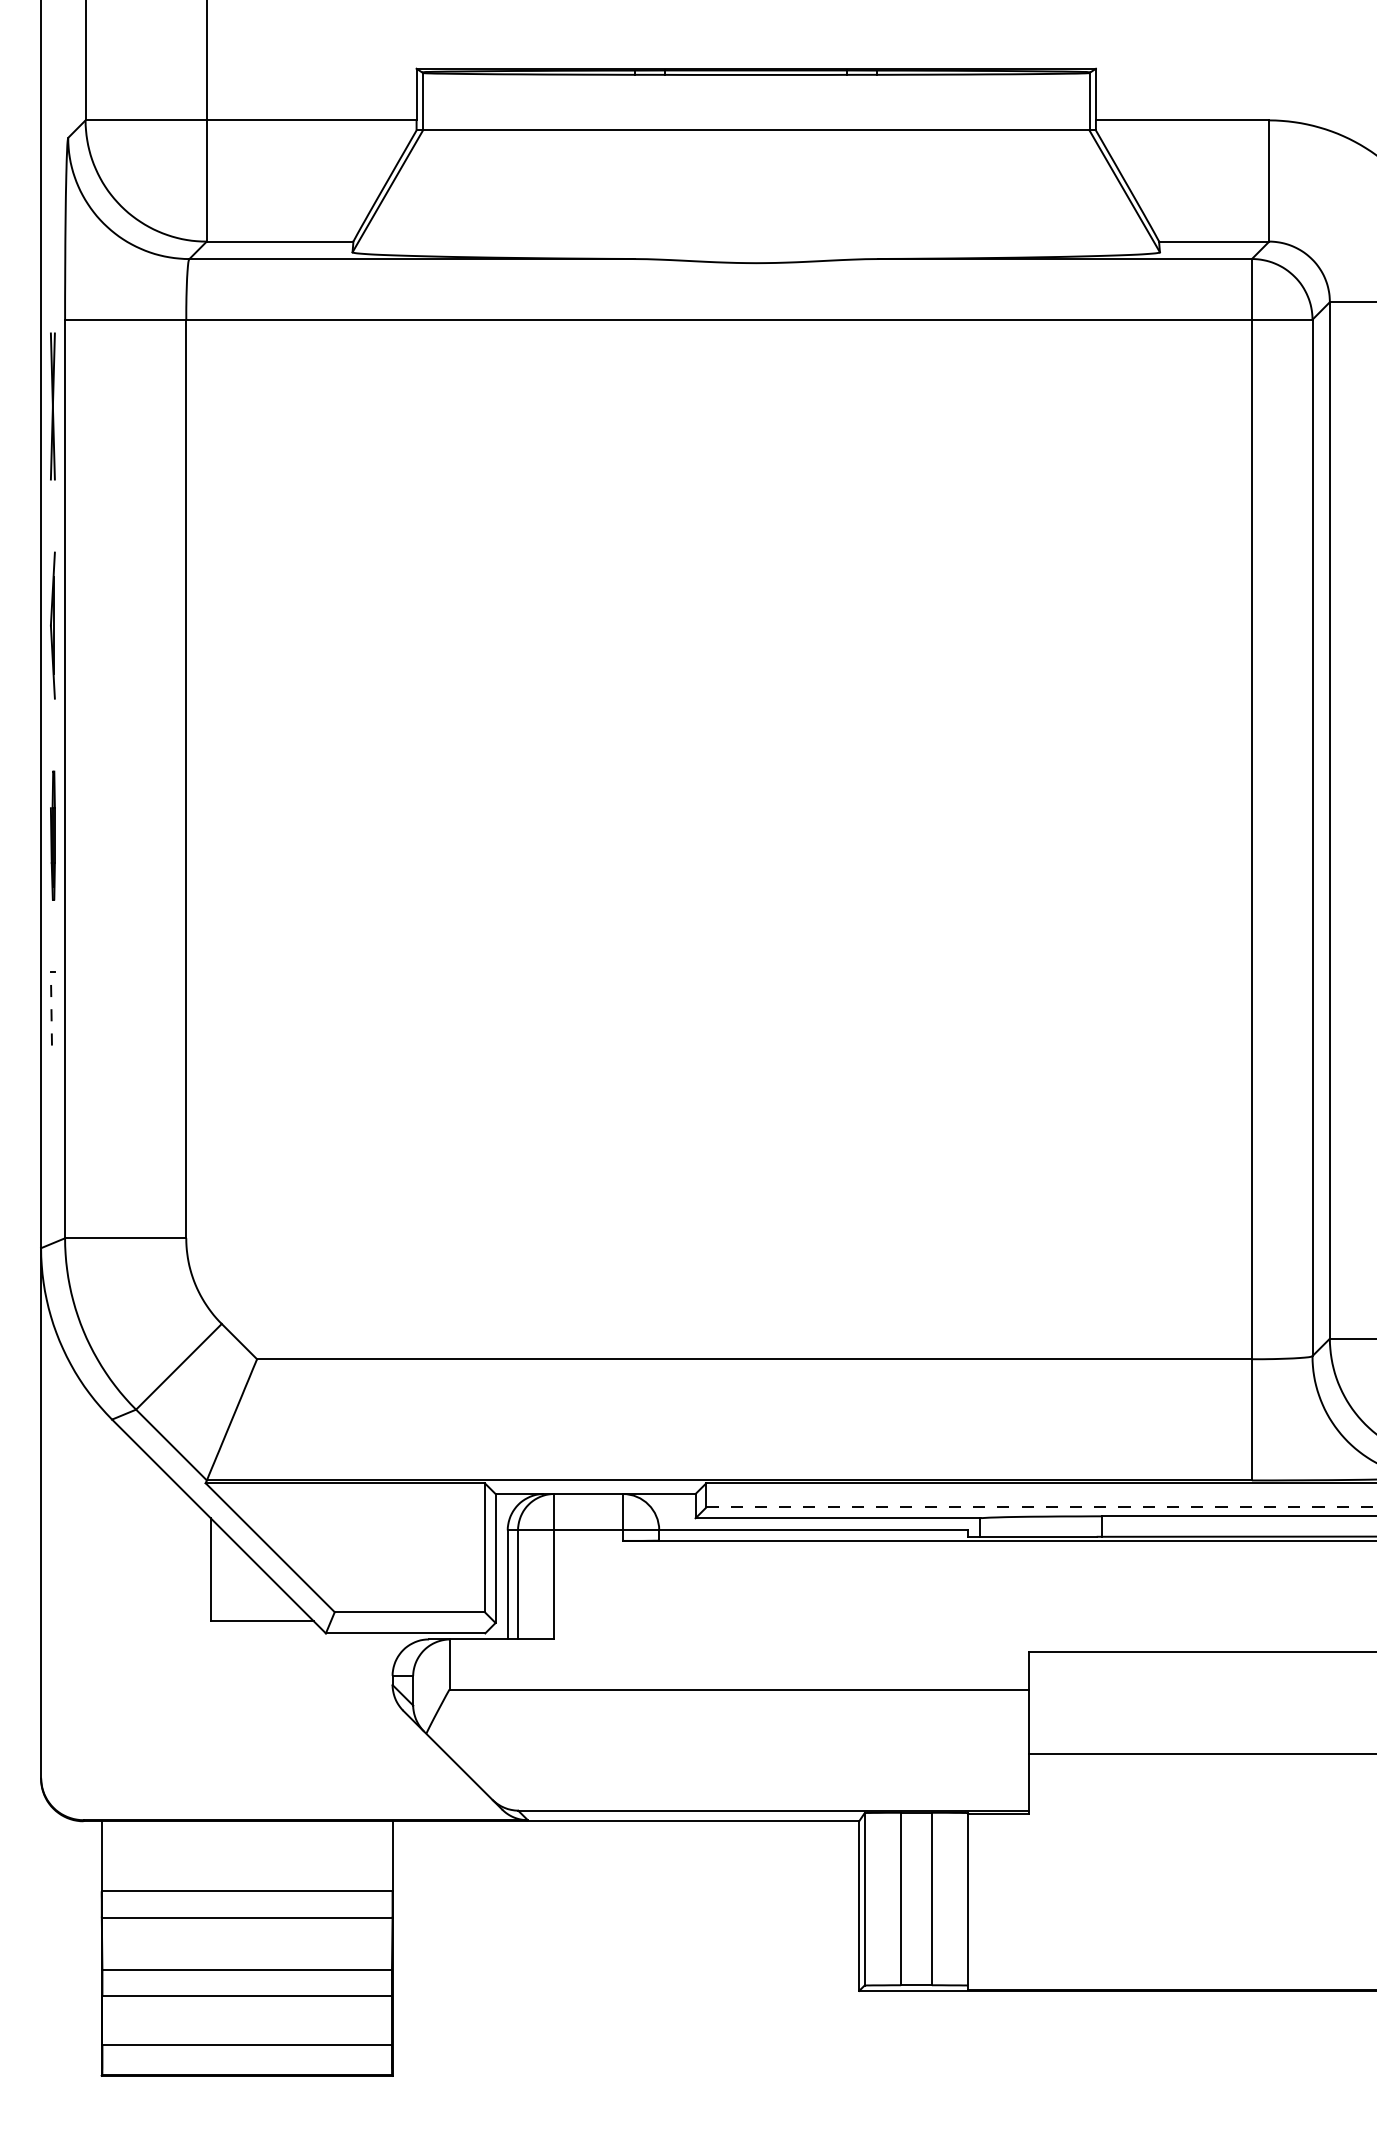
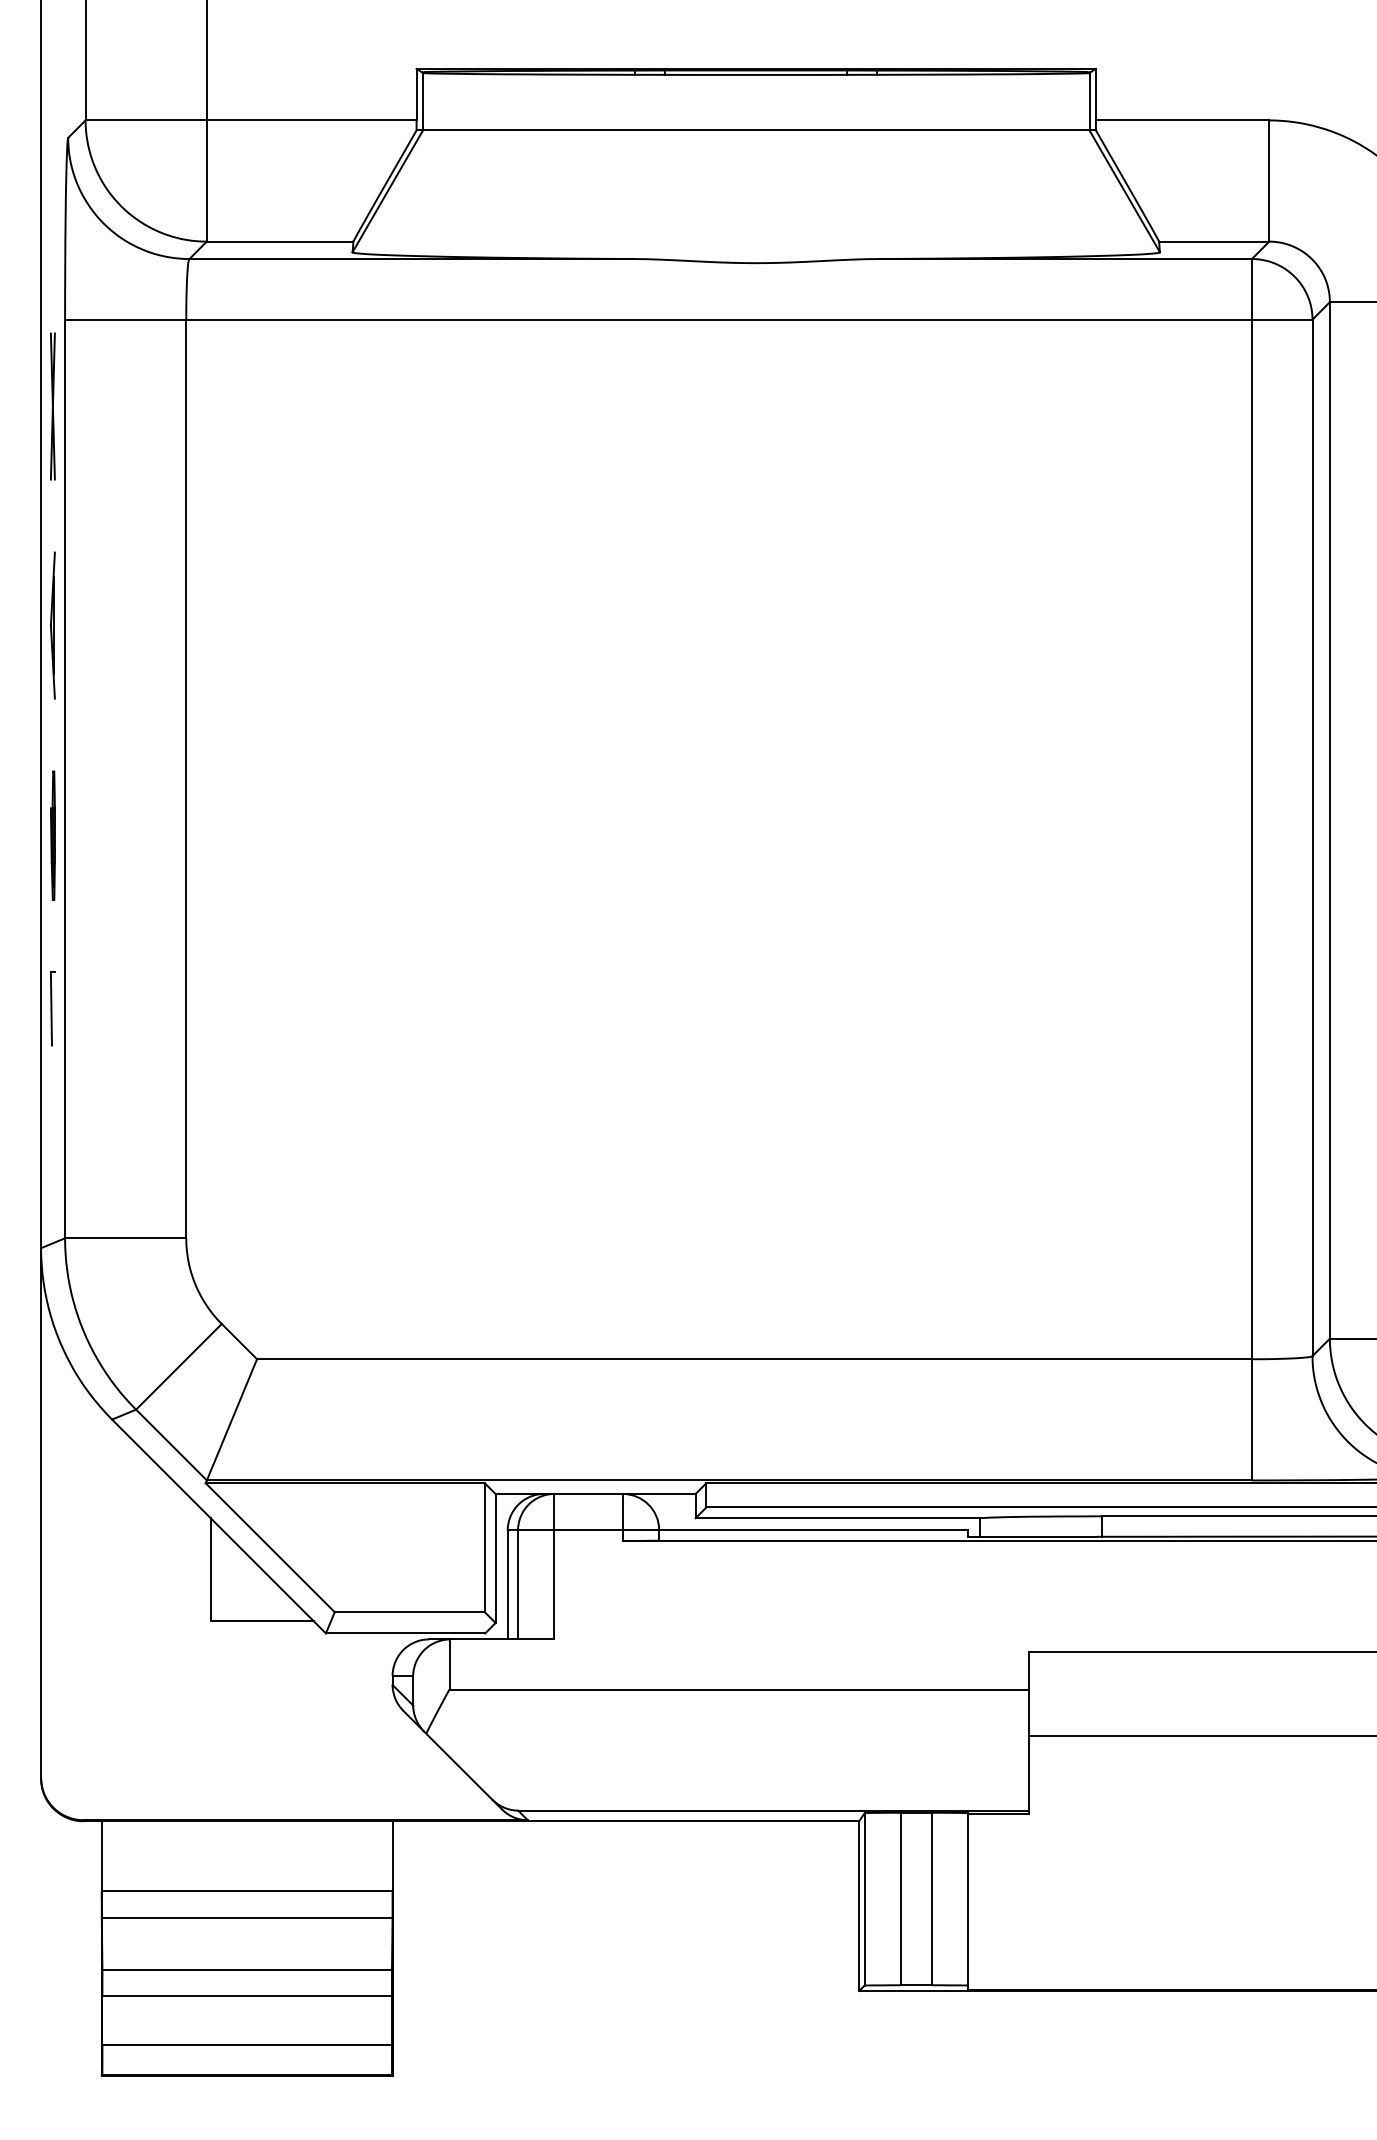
line: dashed -> solid (51, 1009)
line: dashed -> solid (1041, 1507)
line position: (1200, 1754) -> (1200, 1736) (1200, 1736)
